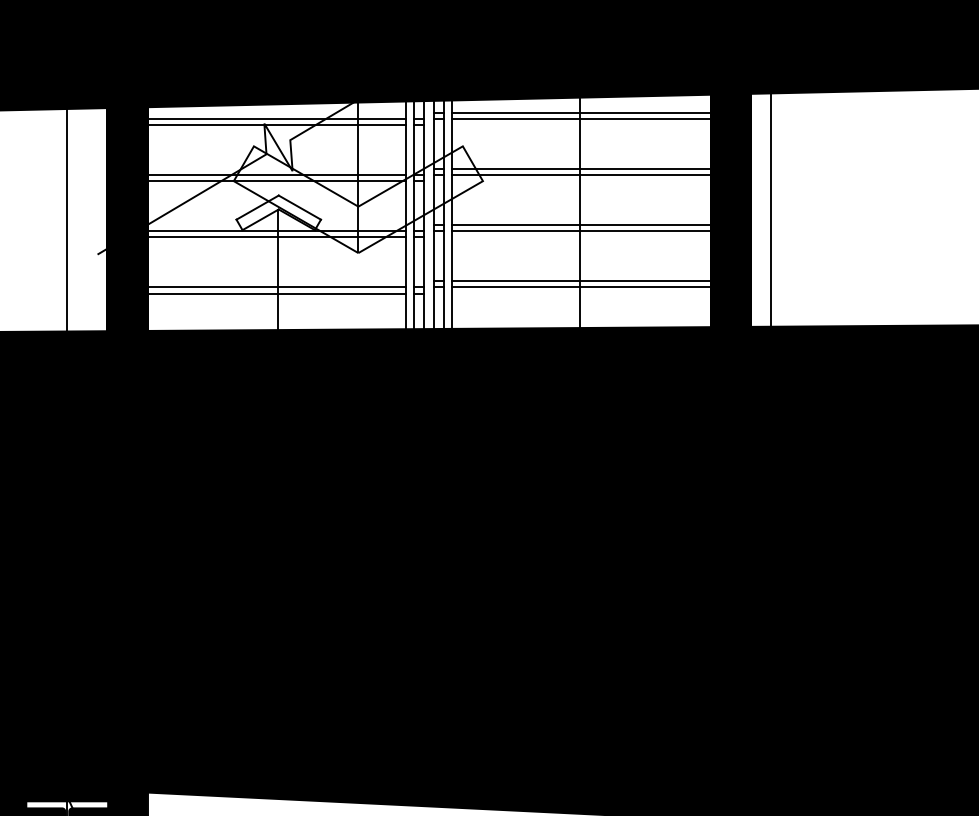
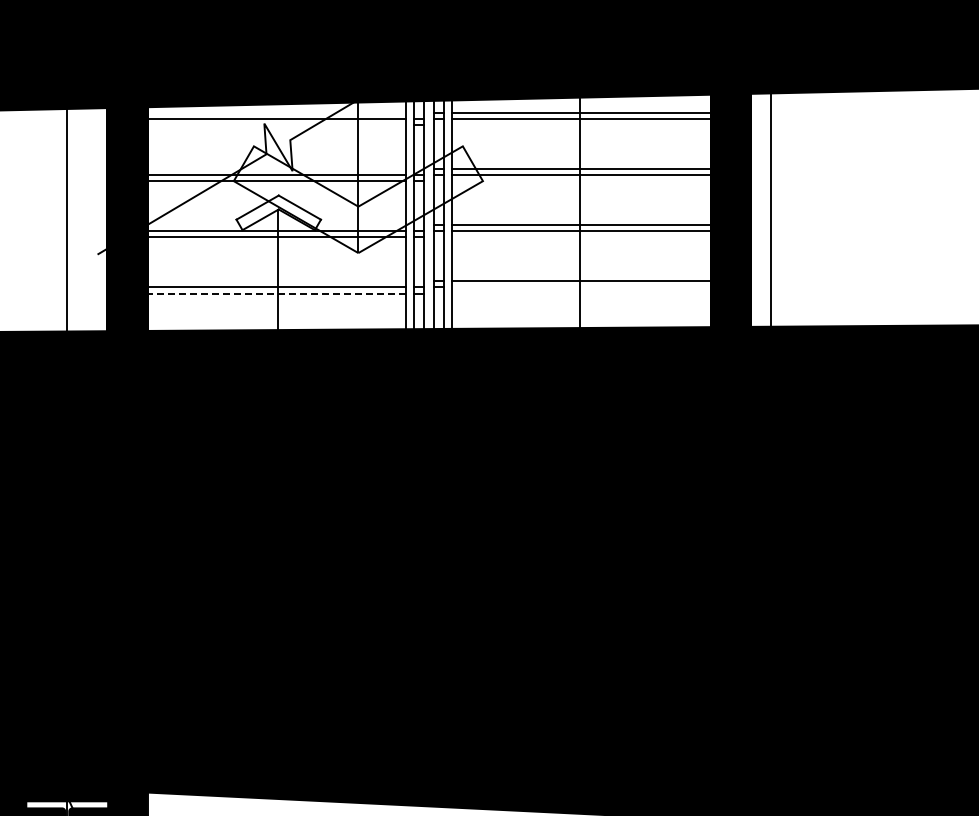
line: present -> none (276, 124)
line: present -> none (580, 287)
line: solid -> dashed (276, 293)
